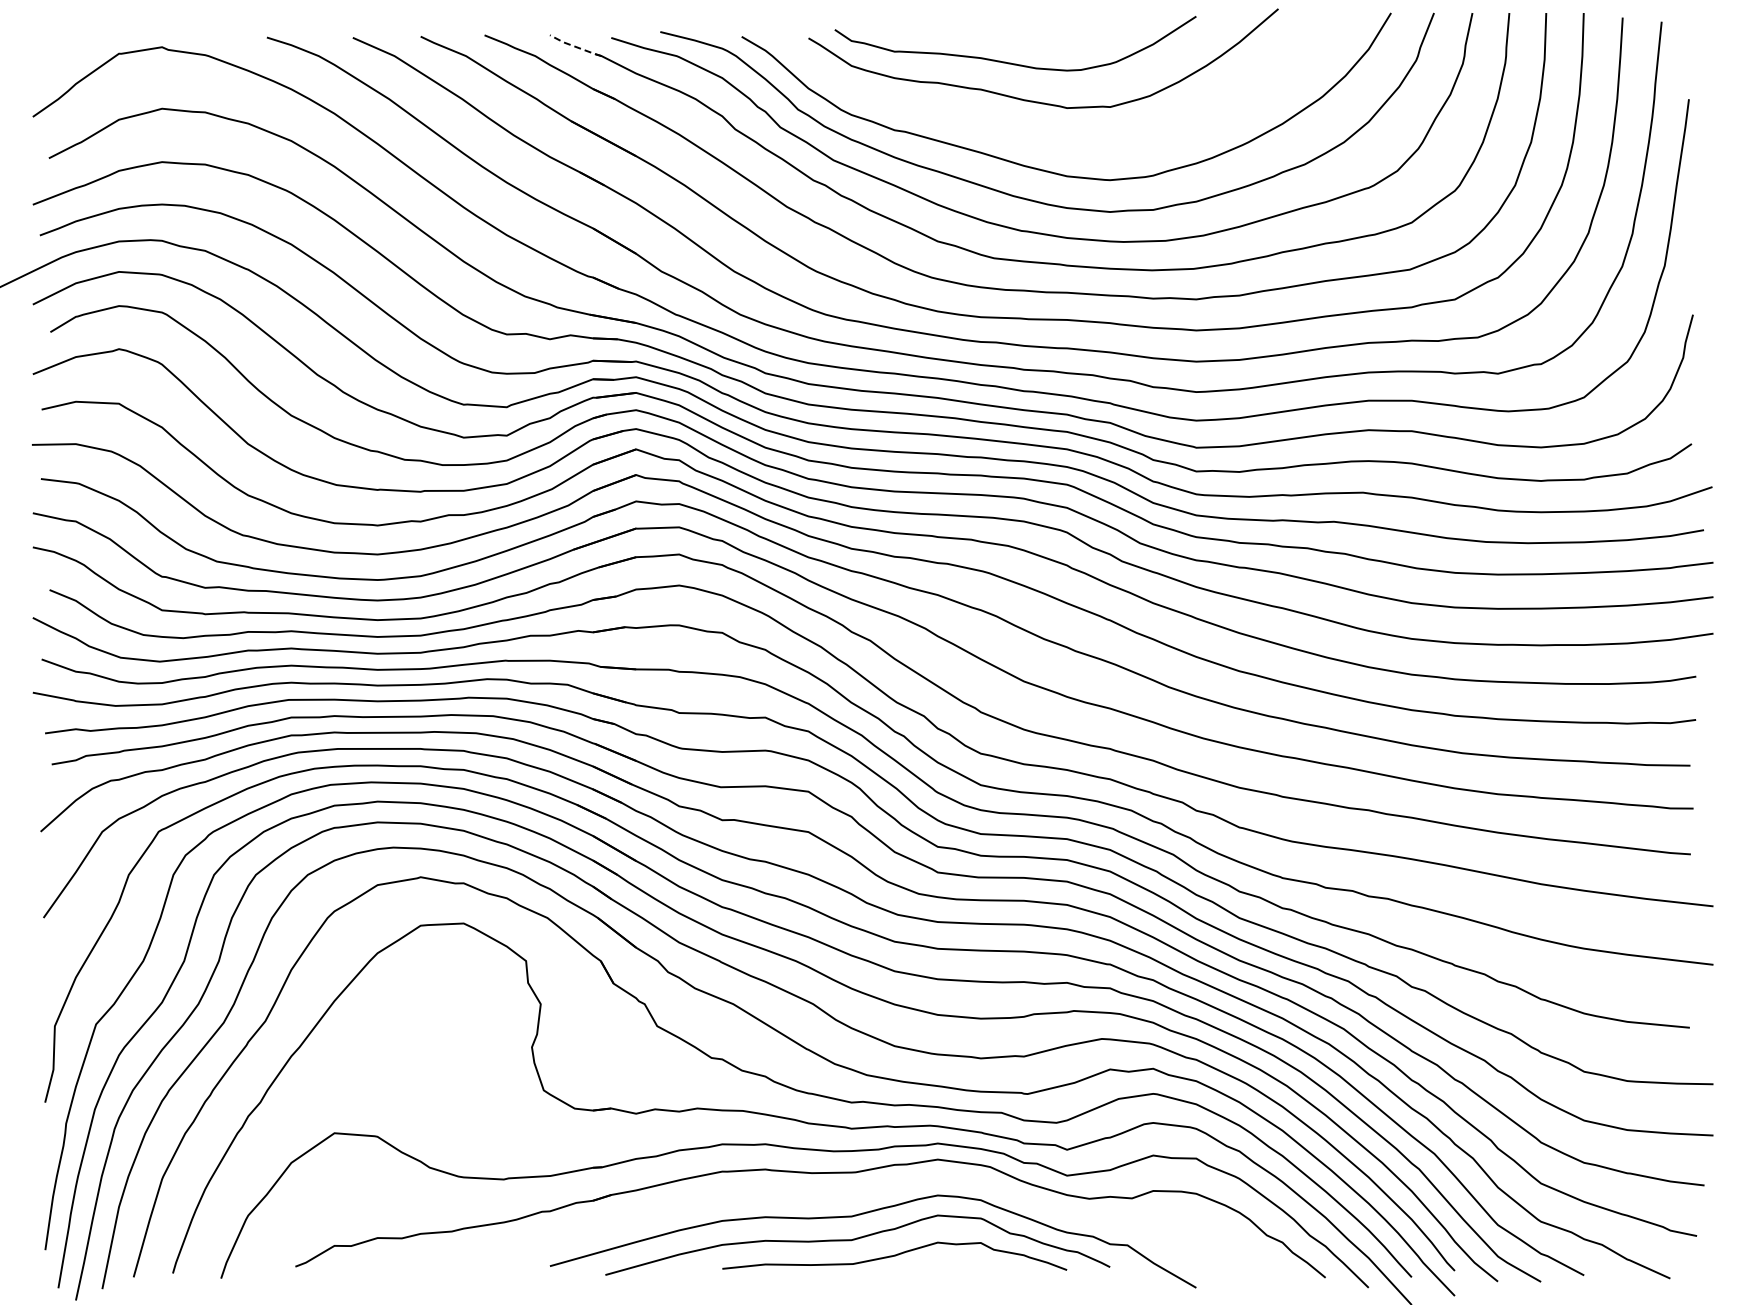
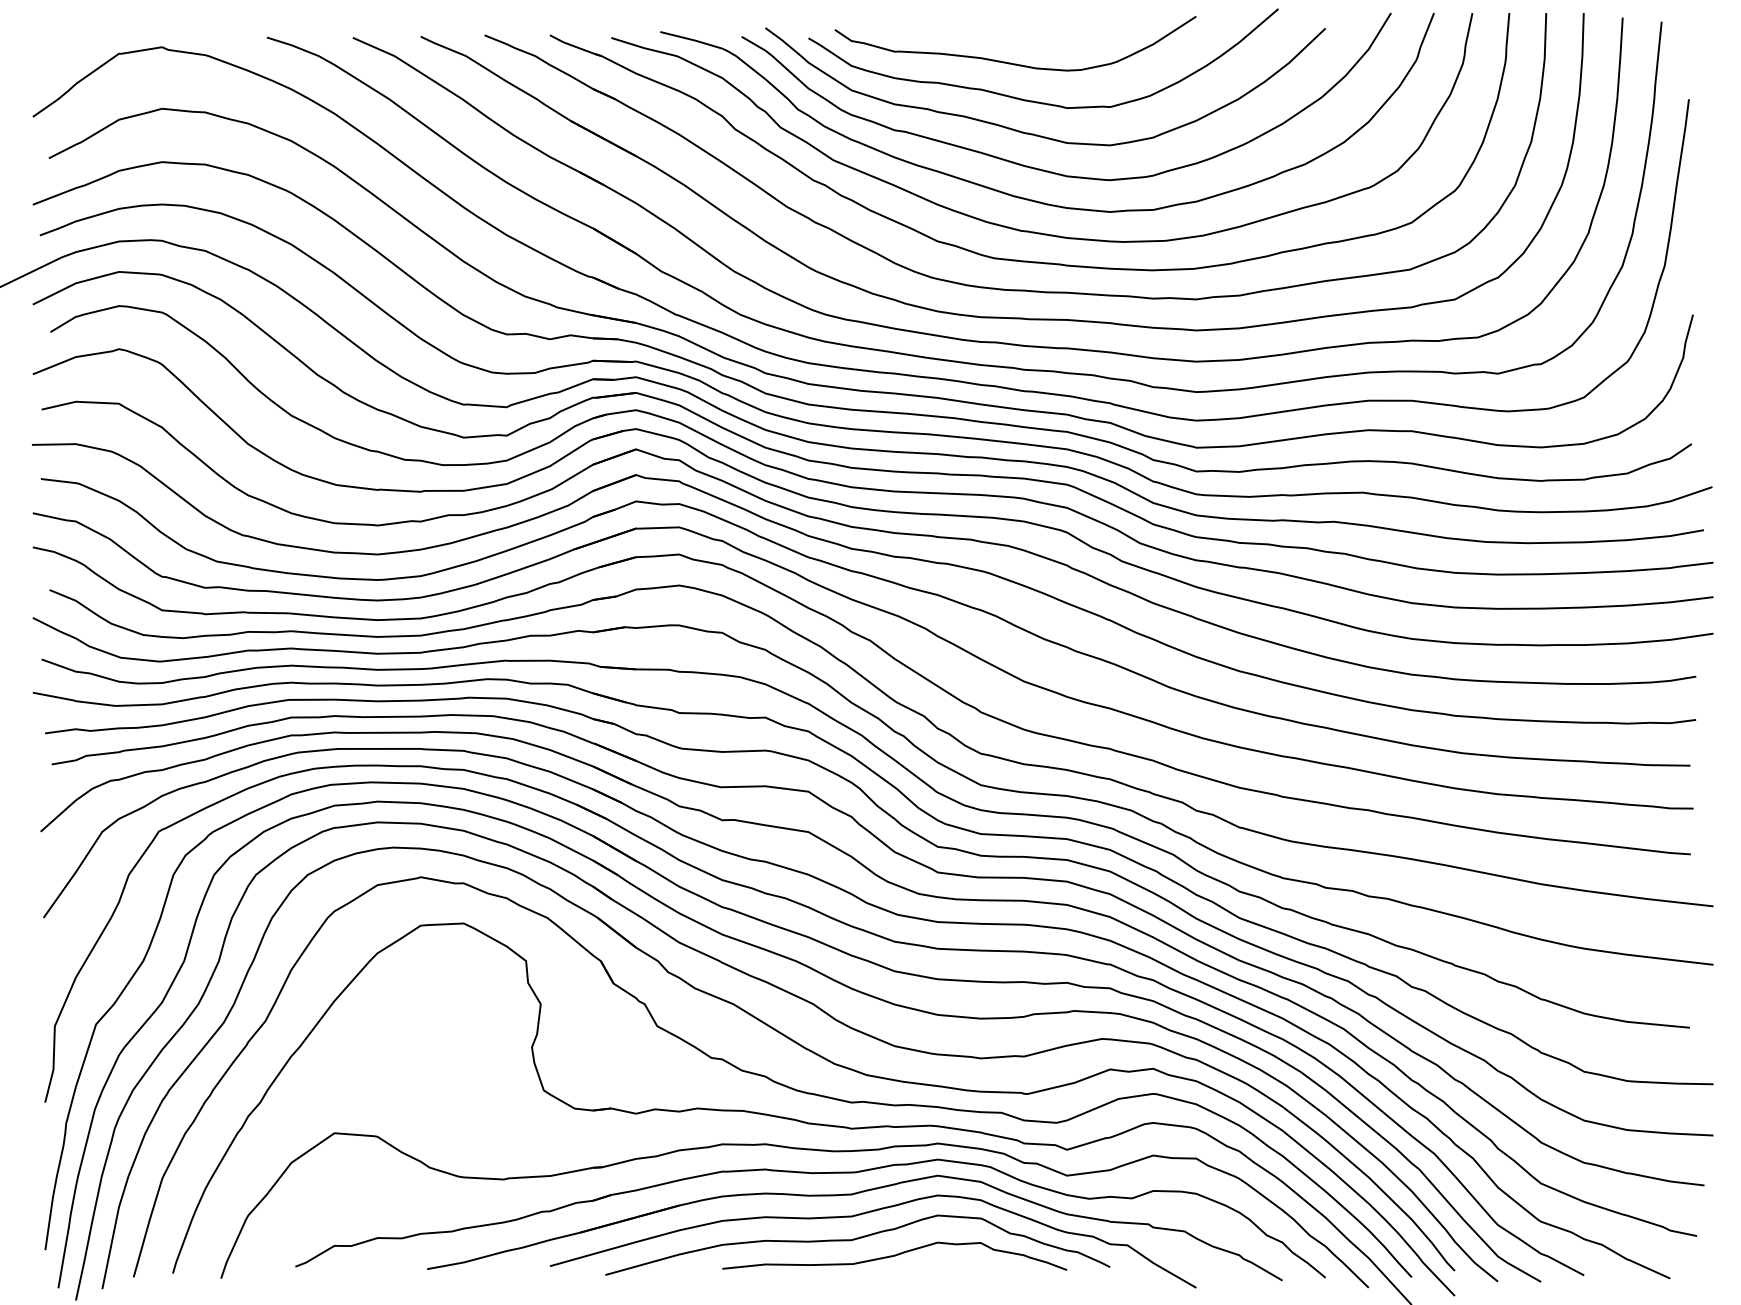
line: dashed -> solid (574, 46)
curve: none -> present (1033, 133)
part: none -> present (852, 1195)
